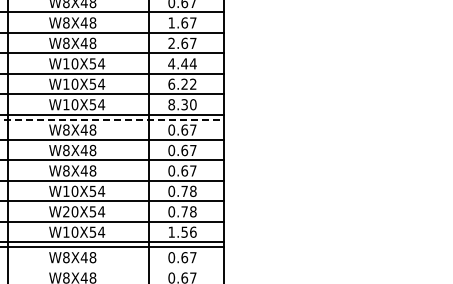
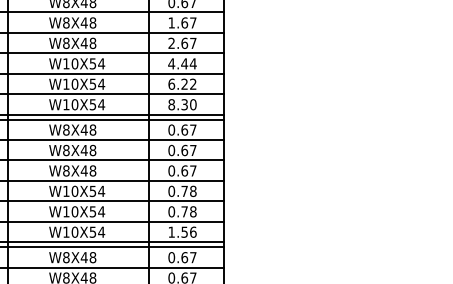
line: dashed -> solid (112, 119)
text: W20X54 -> W10X54 (66, 211)
line: none -> present (112, 267)
